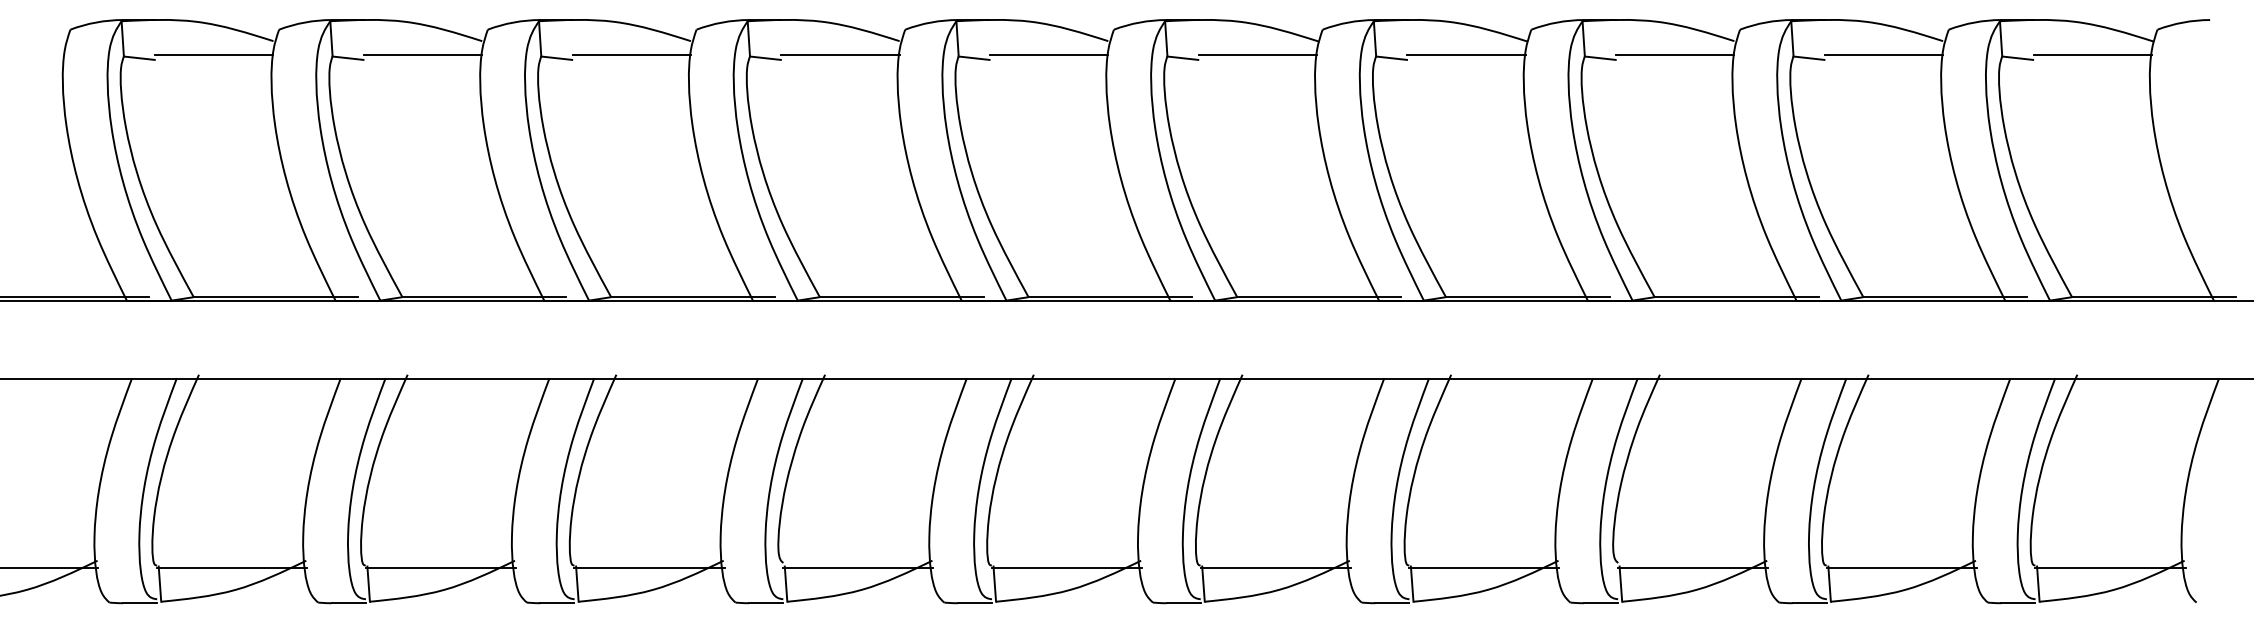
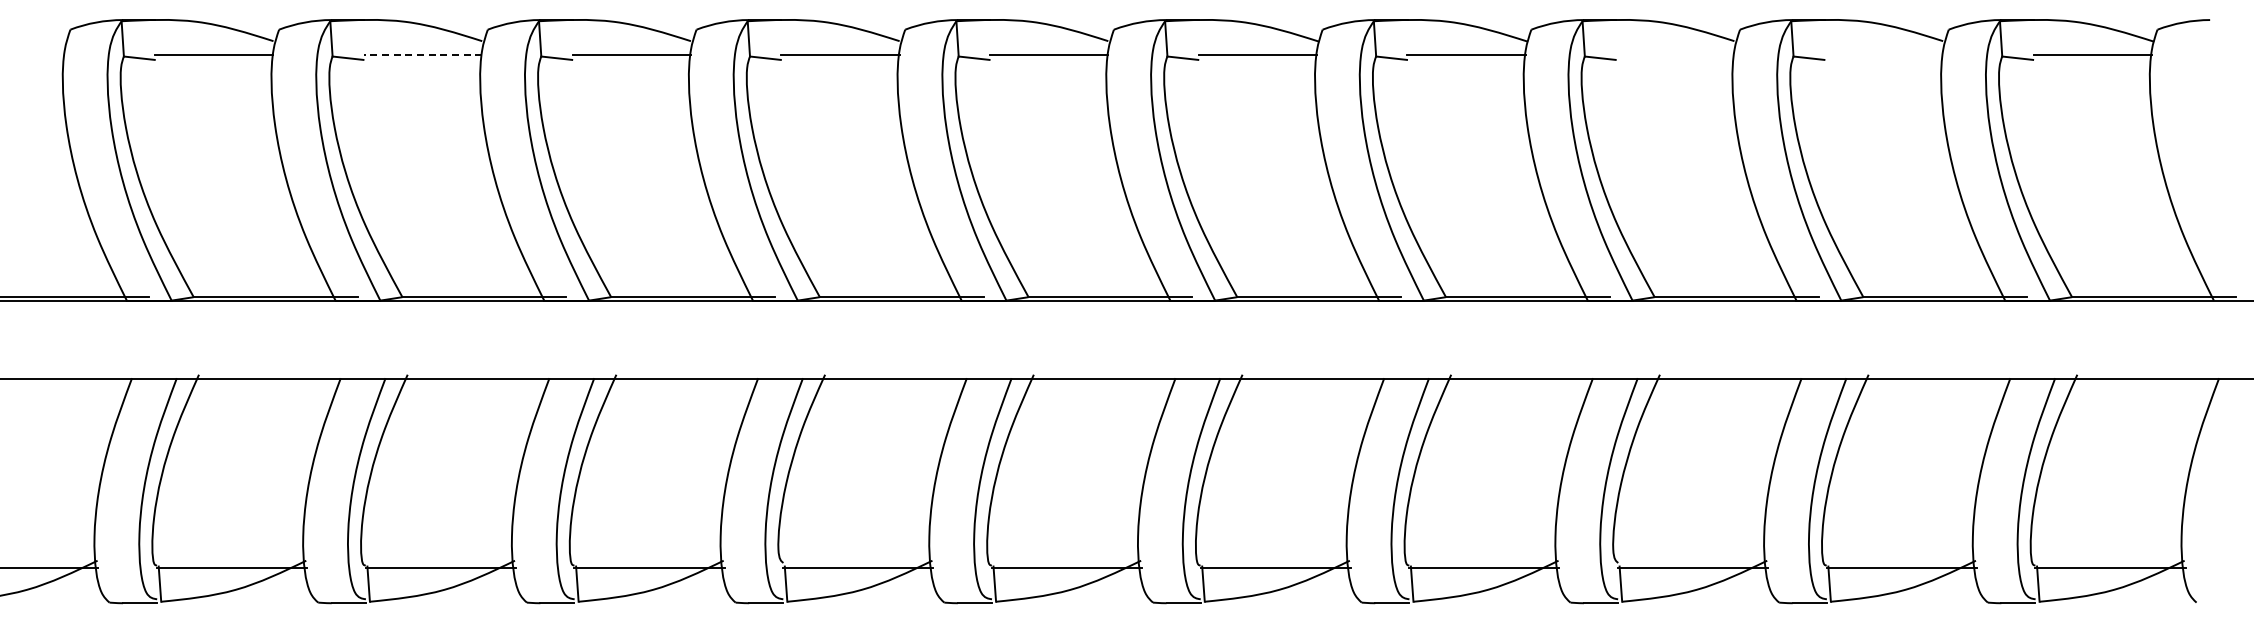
line: solid -> dashed (422, 55)
line: present -> none (1675, 55)
line: present -> none (1883, 55)
